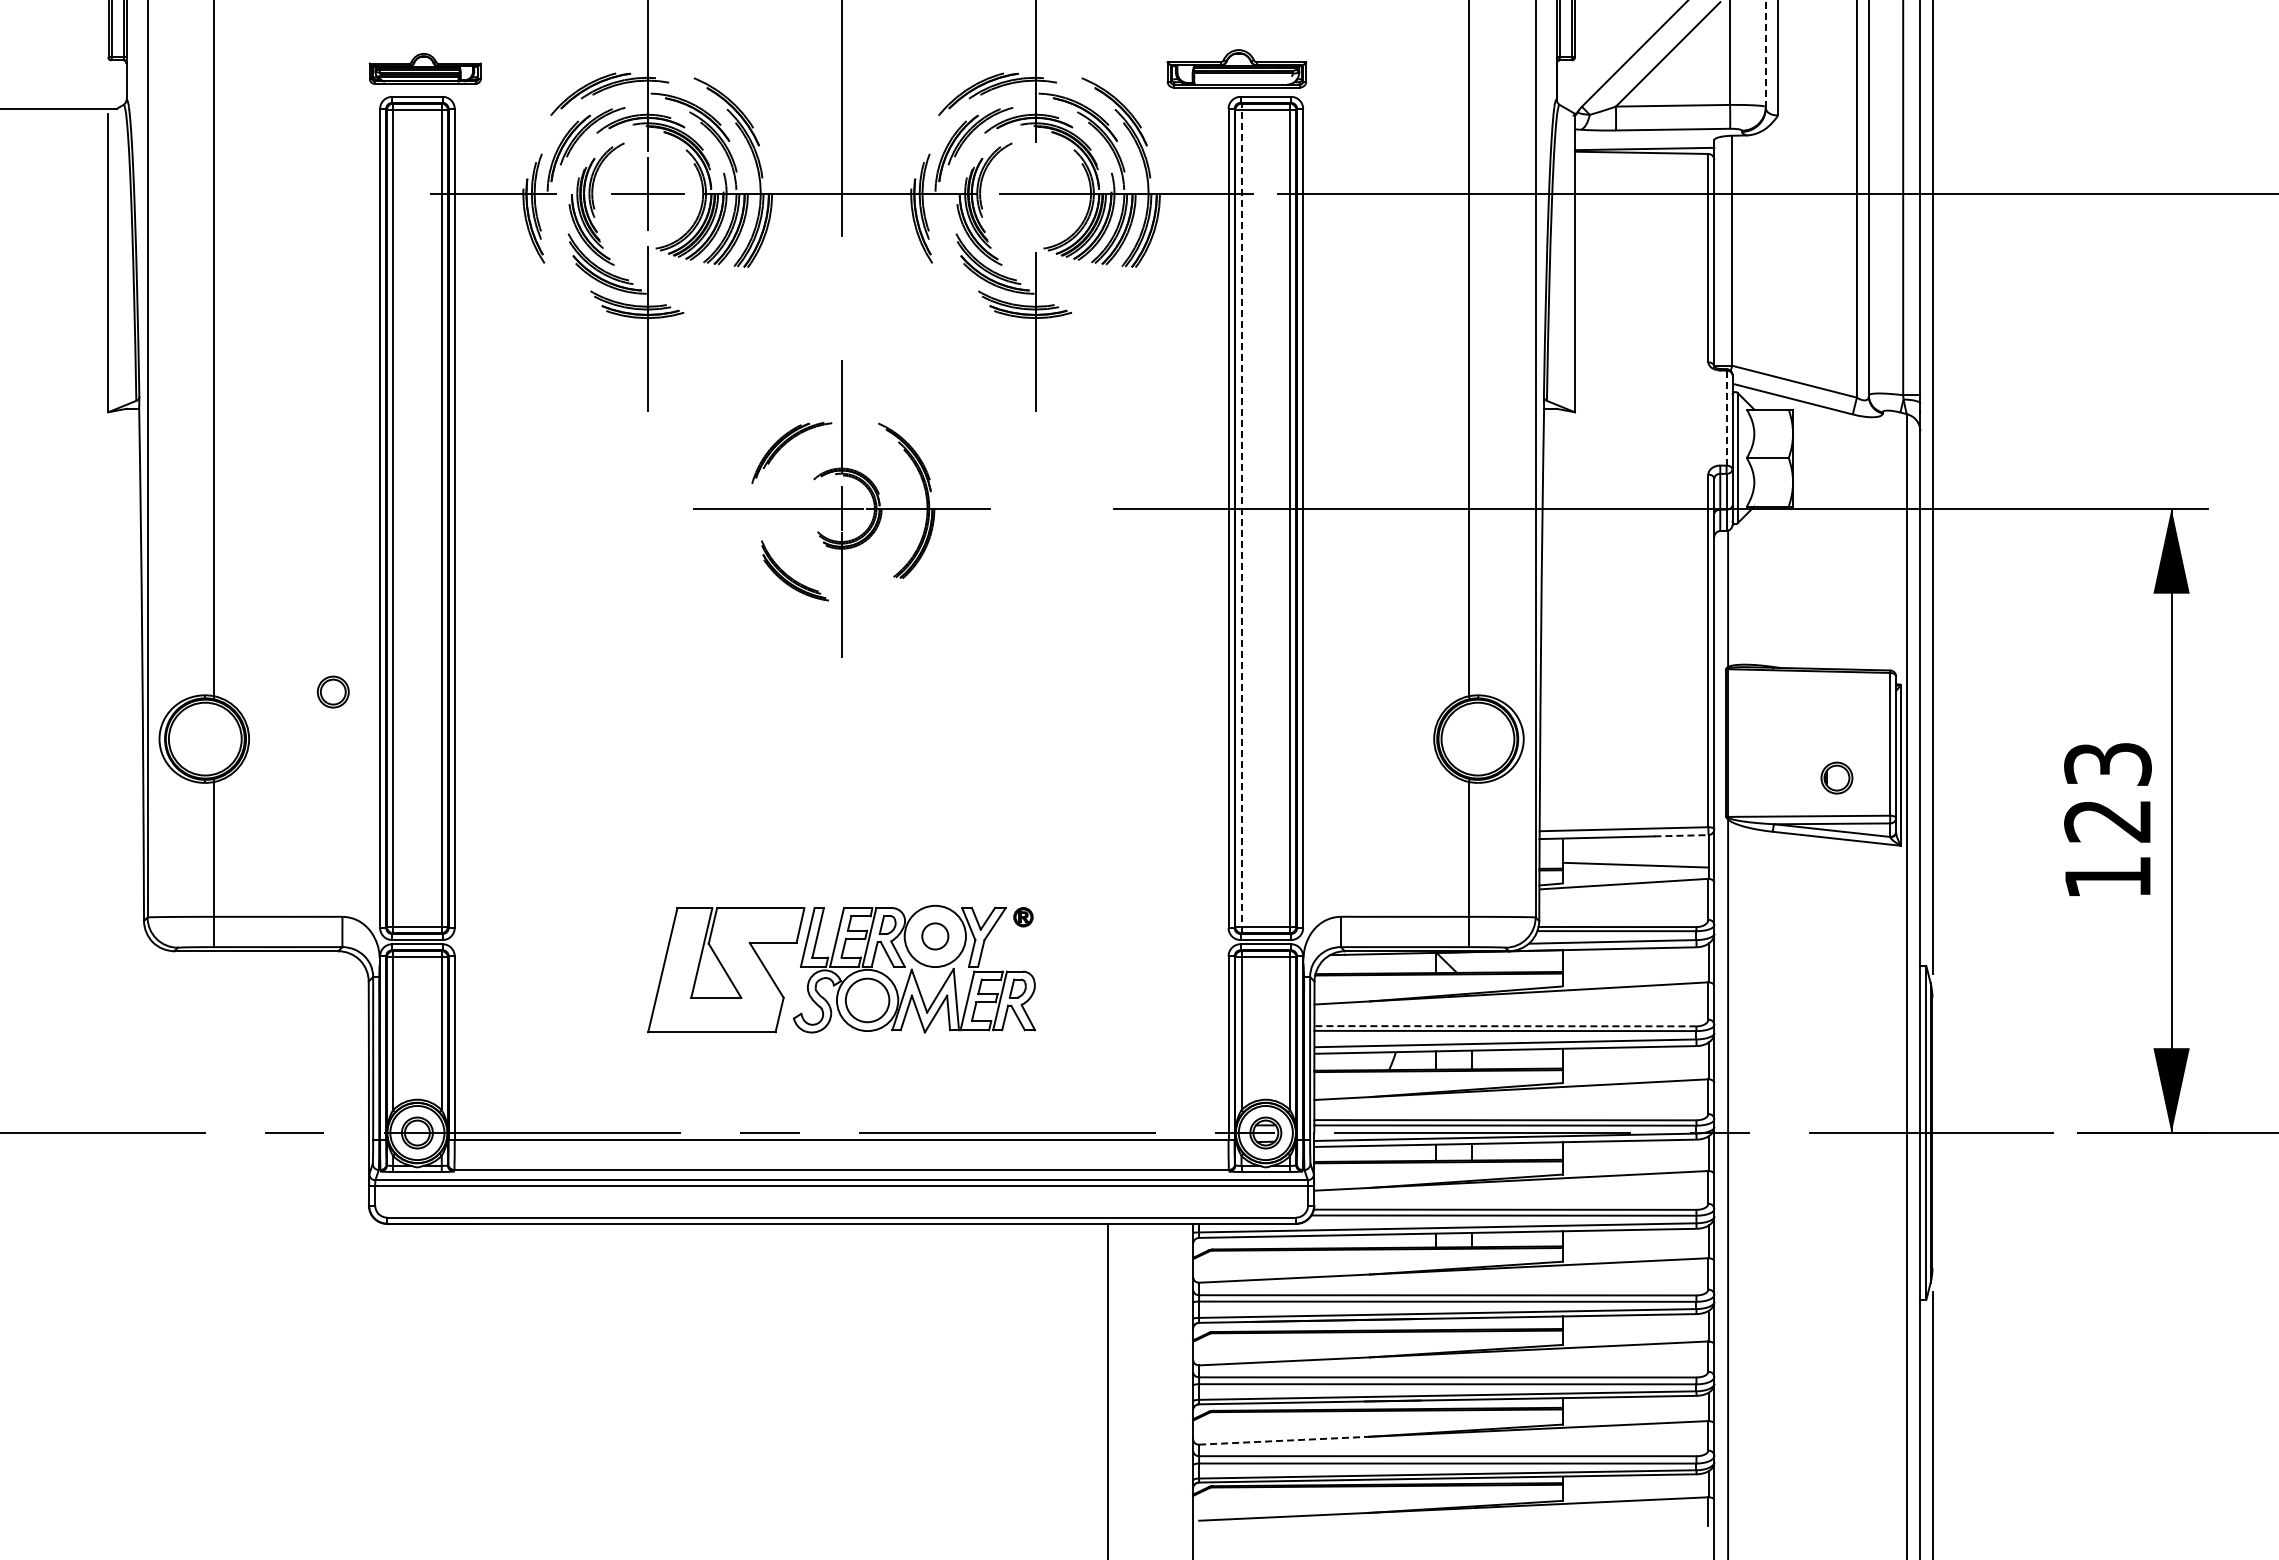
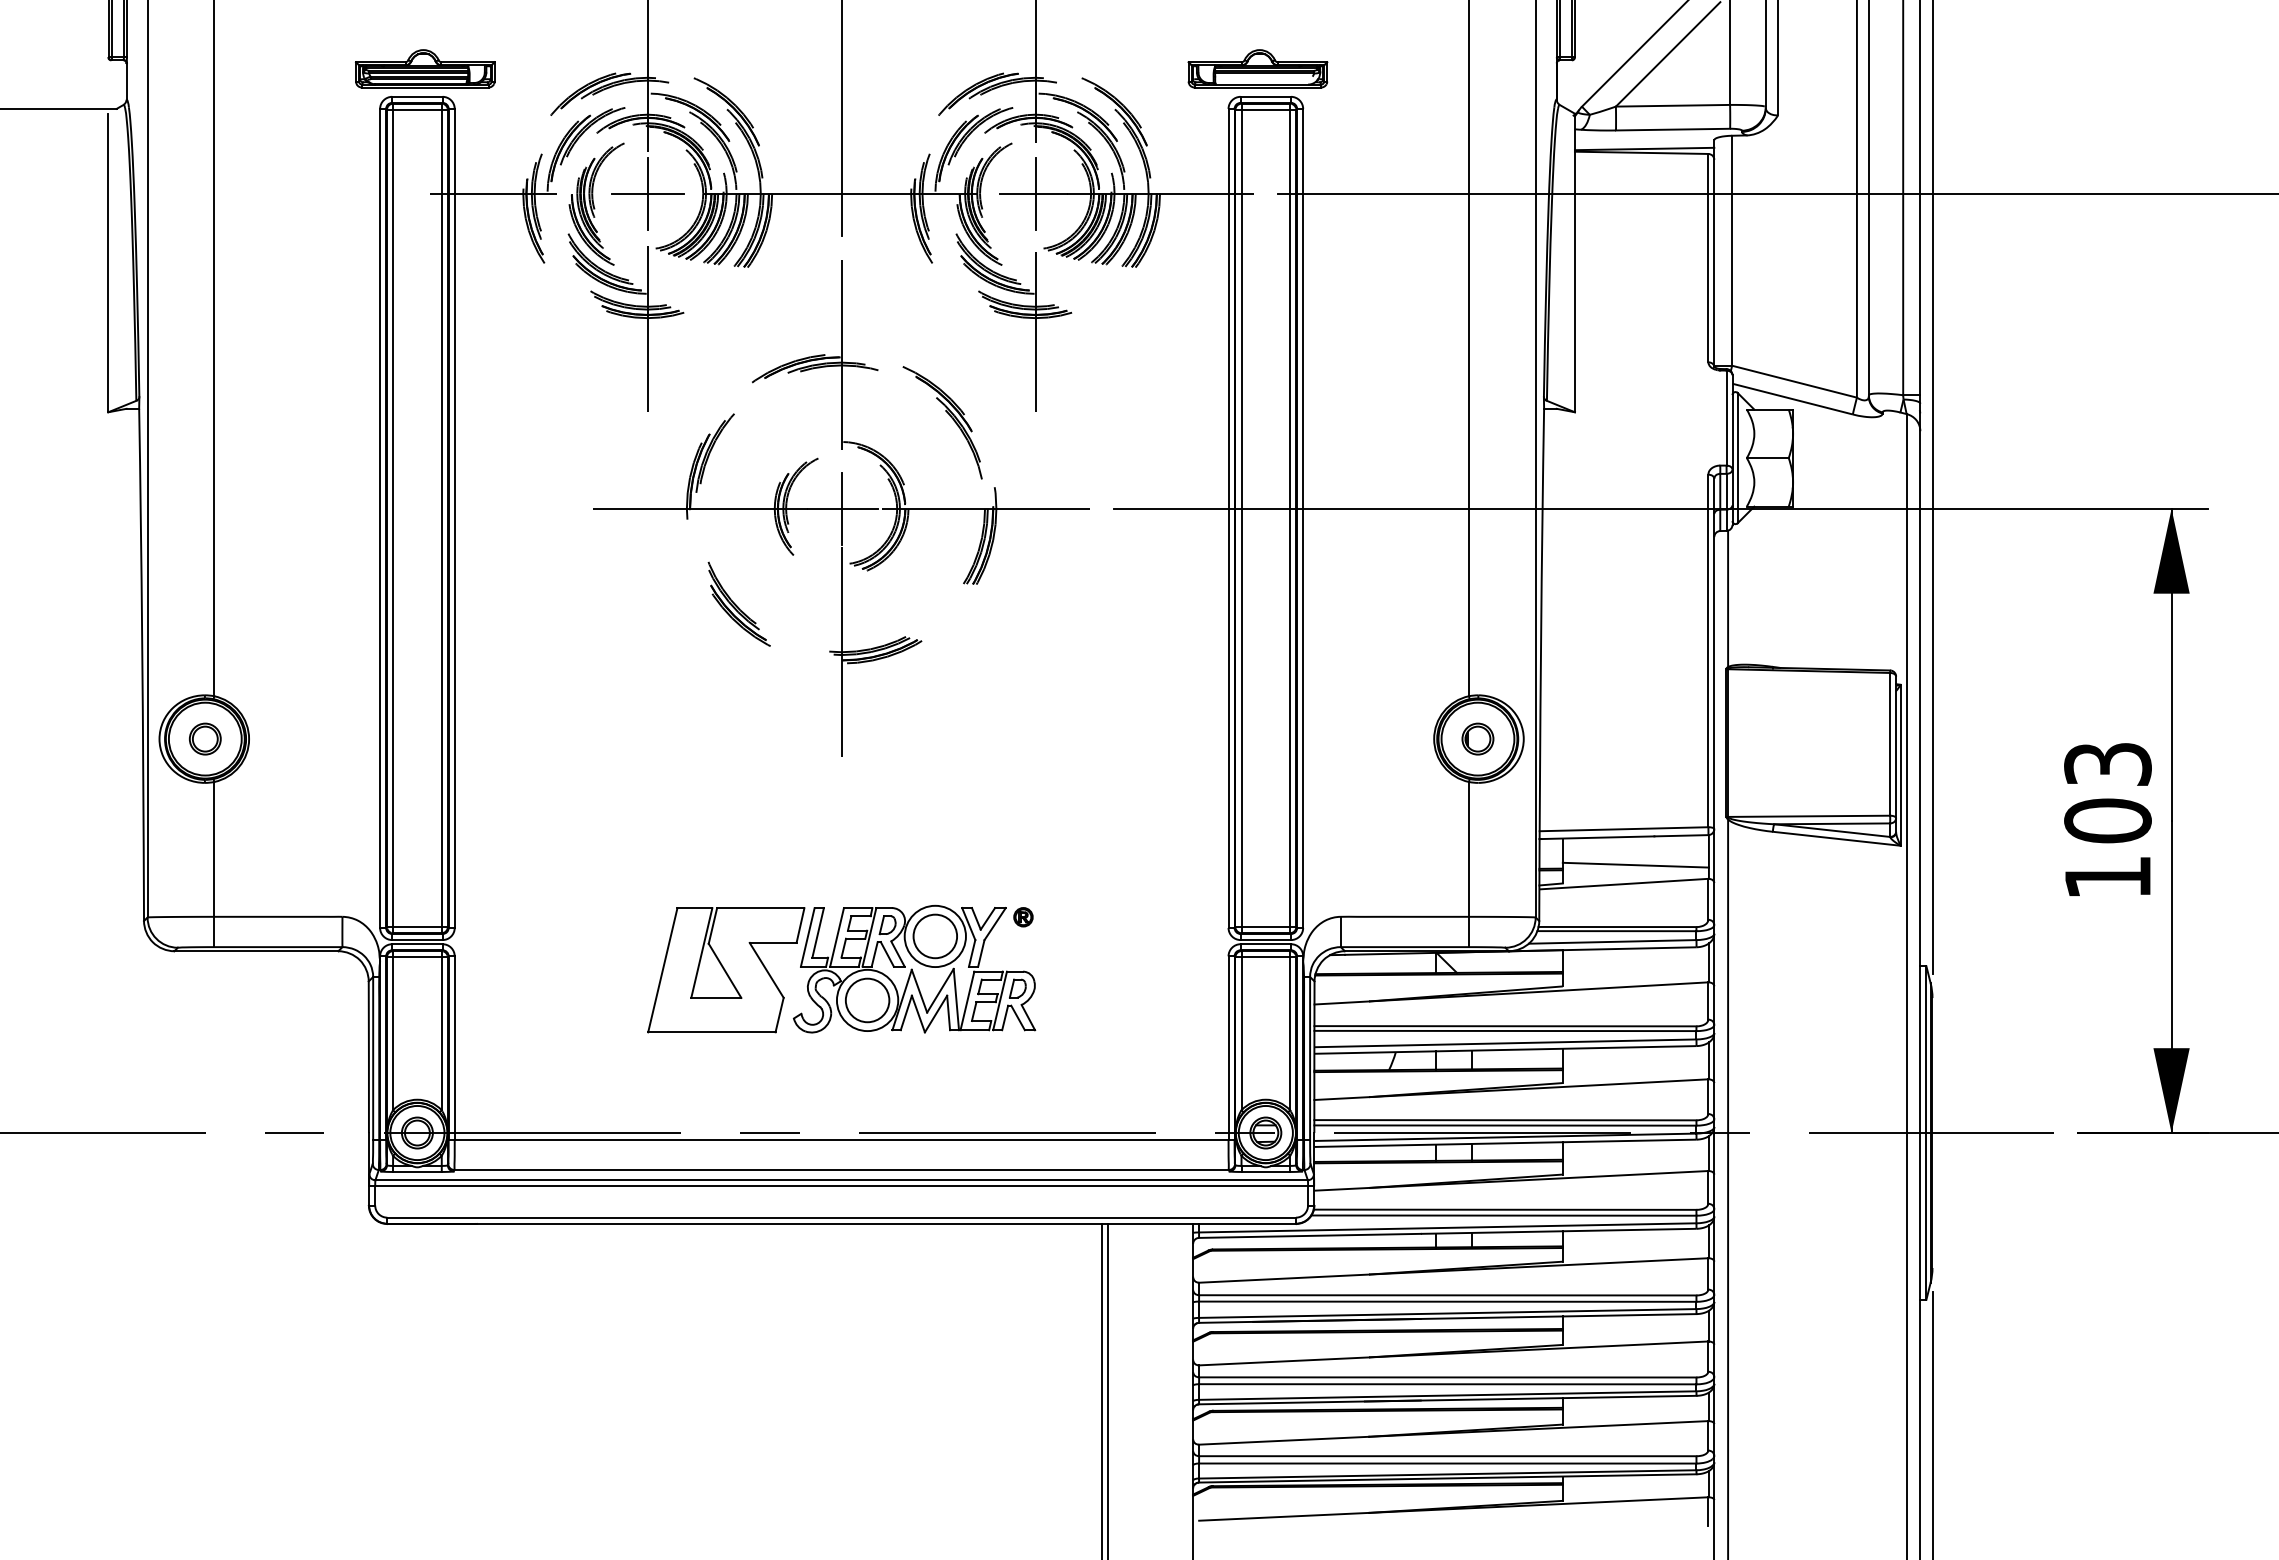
line: dashed -> solid (1765, 54)
part size: 114x32 px -> 141x40 px (425, 68)
part position: (1236, 68) -> (1257, 68) (1257, 68)
line: none -> present (1035, 193)
line: dashed -> solid (1726, 418)
part size: 298x298 px -> 497x497 px (841, 508)
line: dashed -> solid (1241, 518)
part position: (333, 691) -> (205, 738) (205, 738)
part position: (1836, 777) -> (1477, 738) (1477, 738)
text: 123 -> 103 (2107, 820)
line: dashed -> solid (1681, 835)
circle diameter: 26 px -> 44 px (935, 936)
line: dashed -> solid (1505, 1026)
line: none -> present (1102, 1389)
line: dashed -> solid (1284, 1440)
